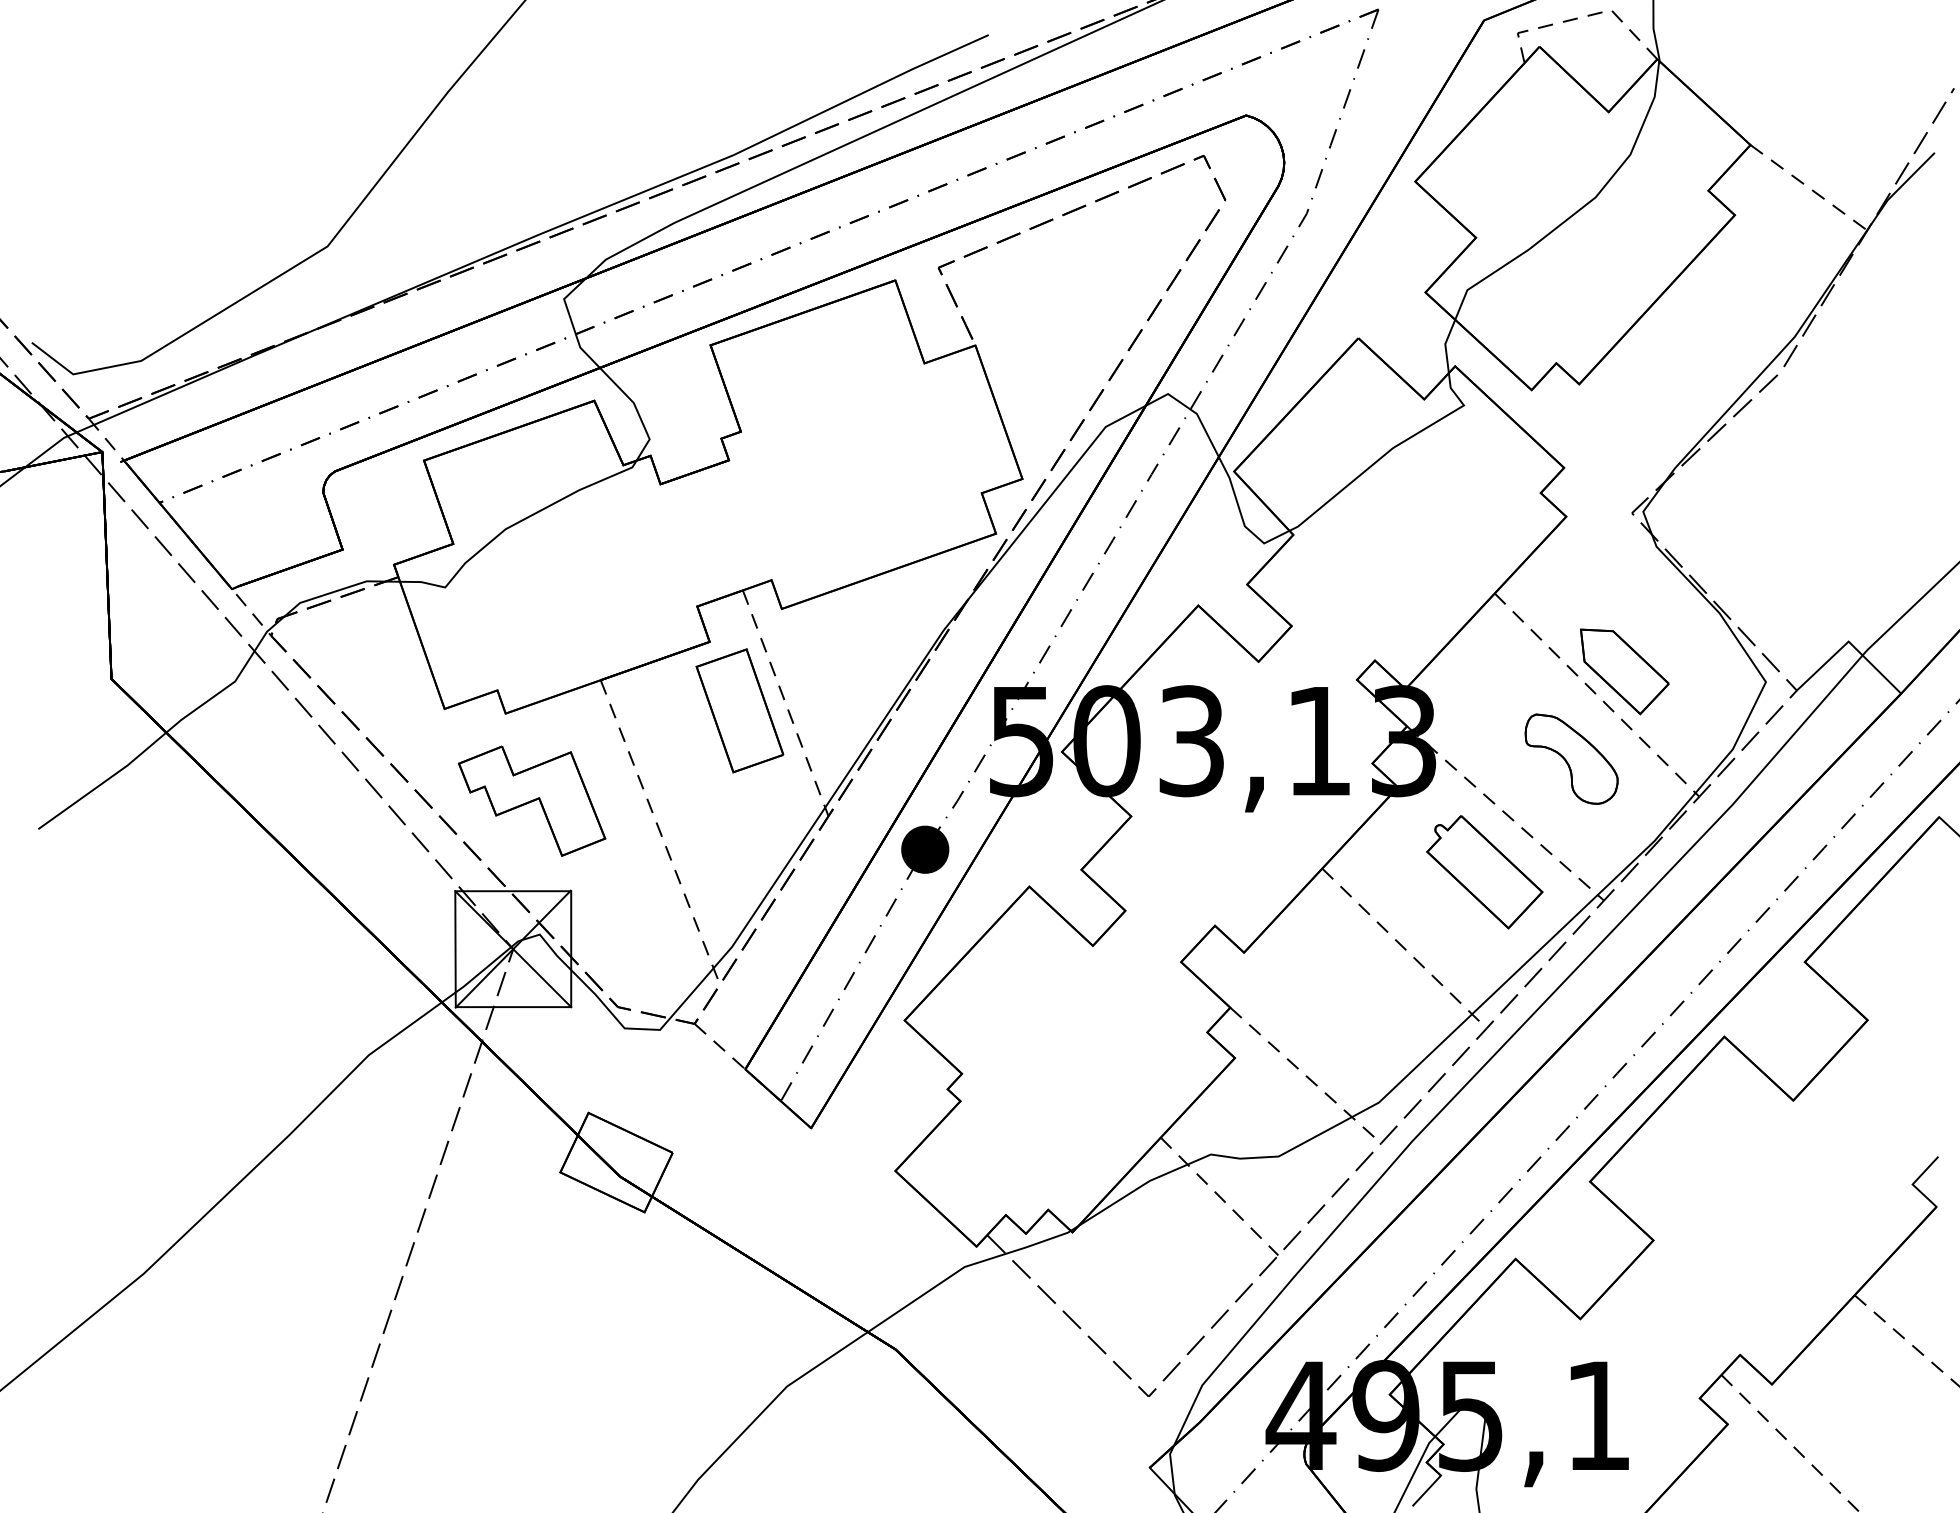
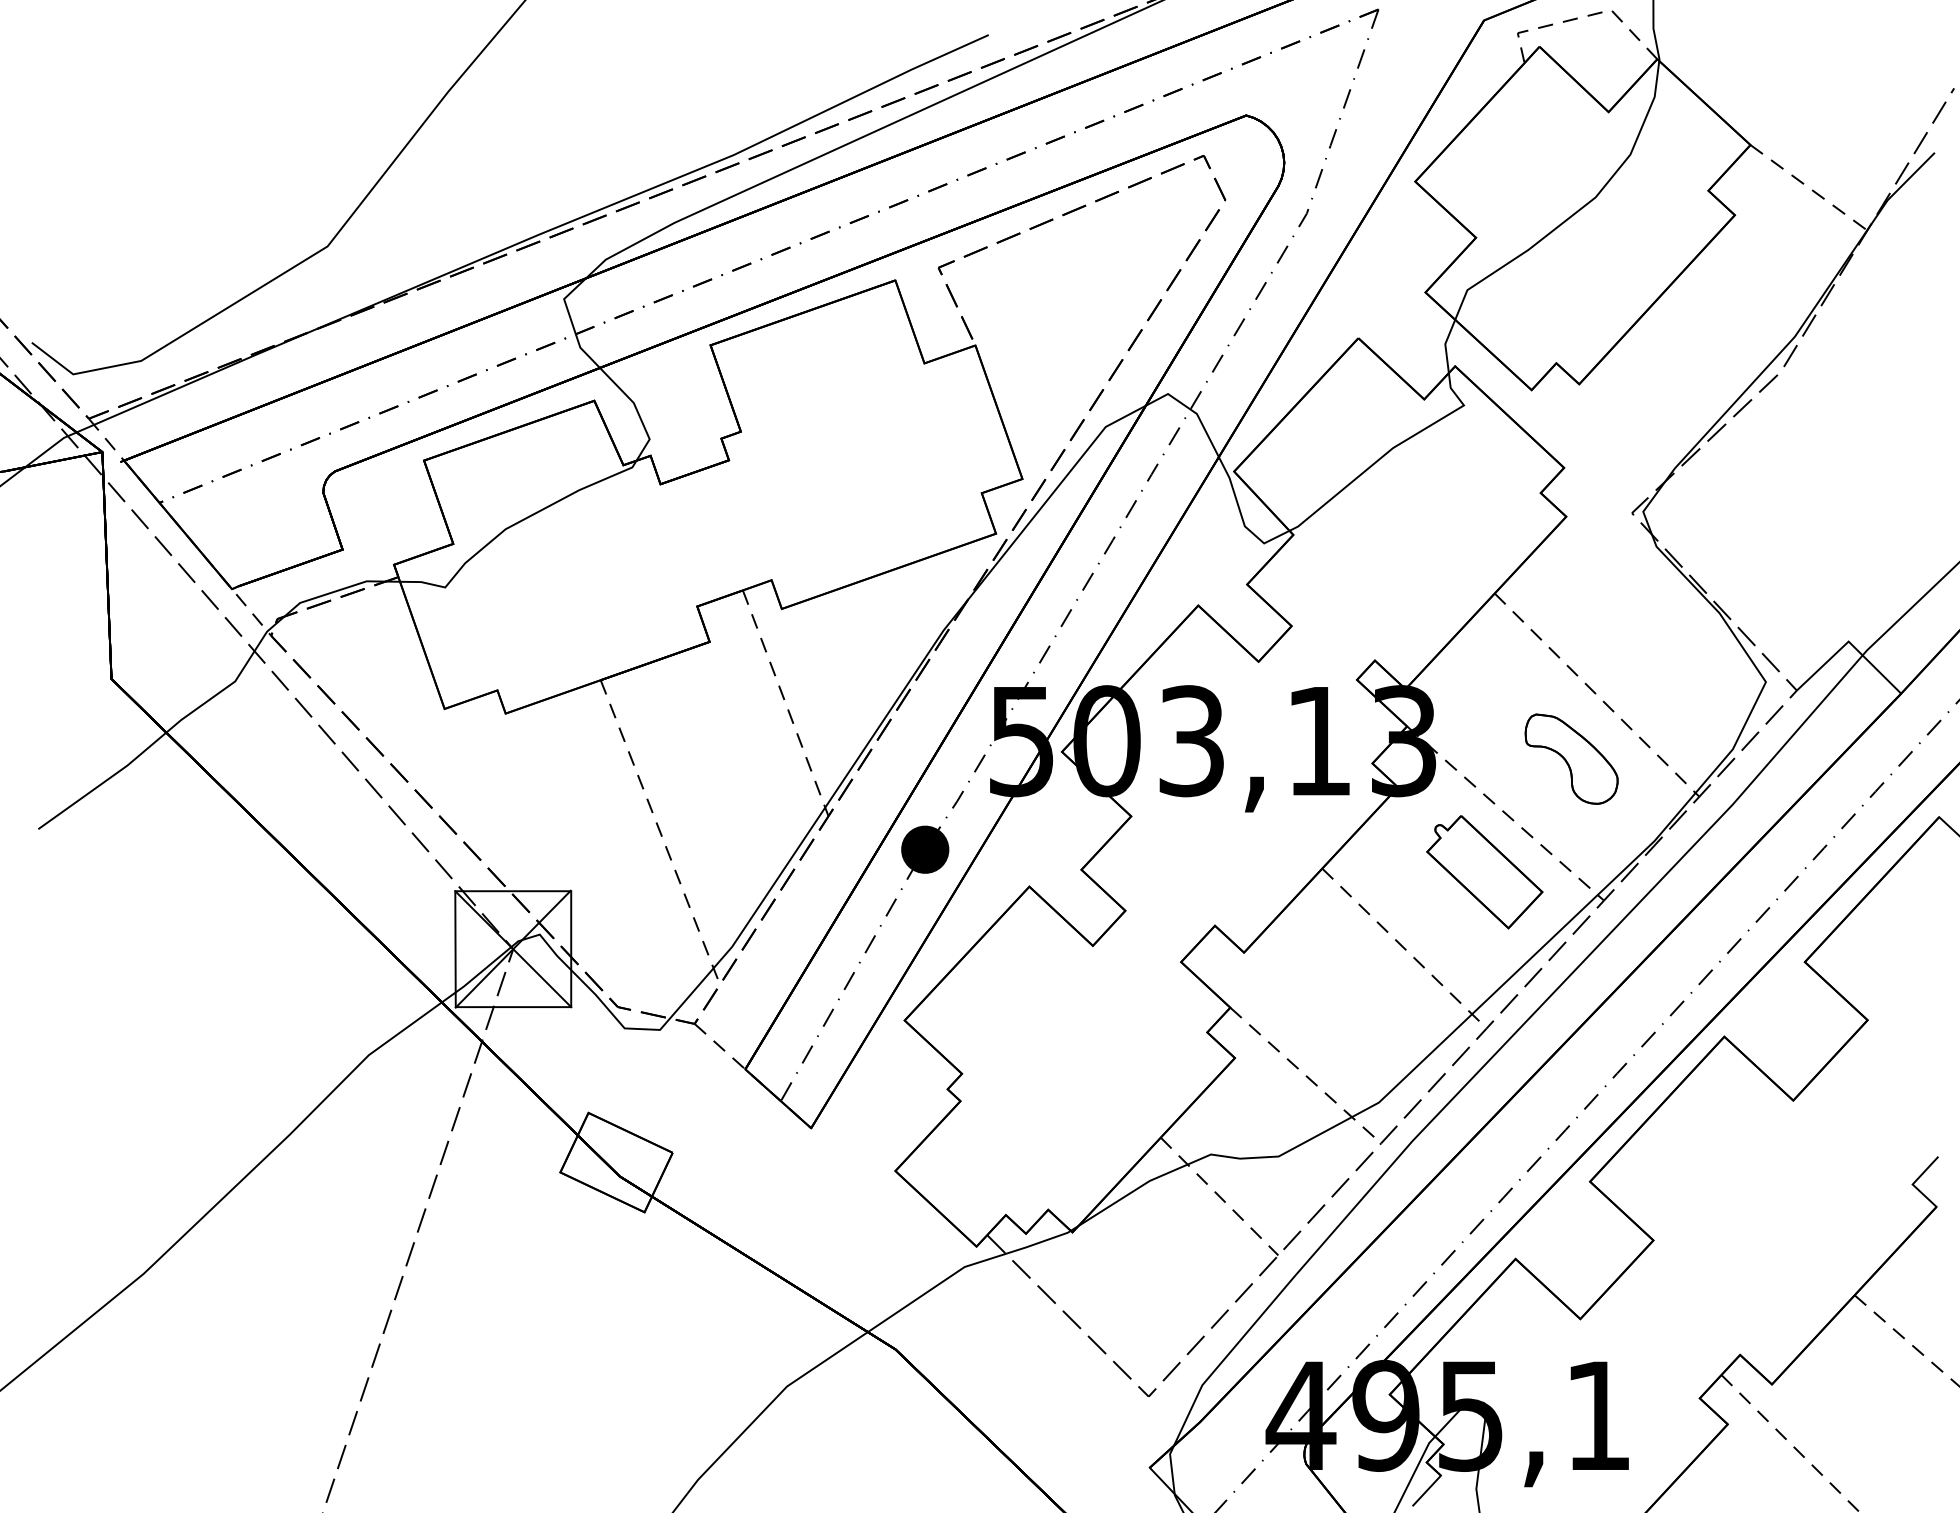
part: present -> none (1624, 671)
part: present -> none (739, 710)
part: present -> none (531, 800)
